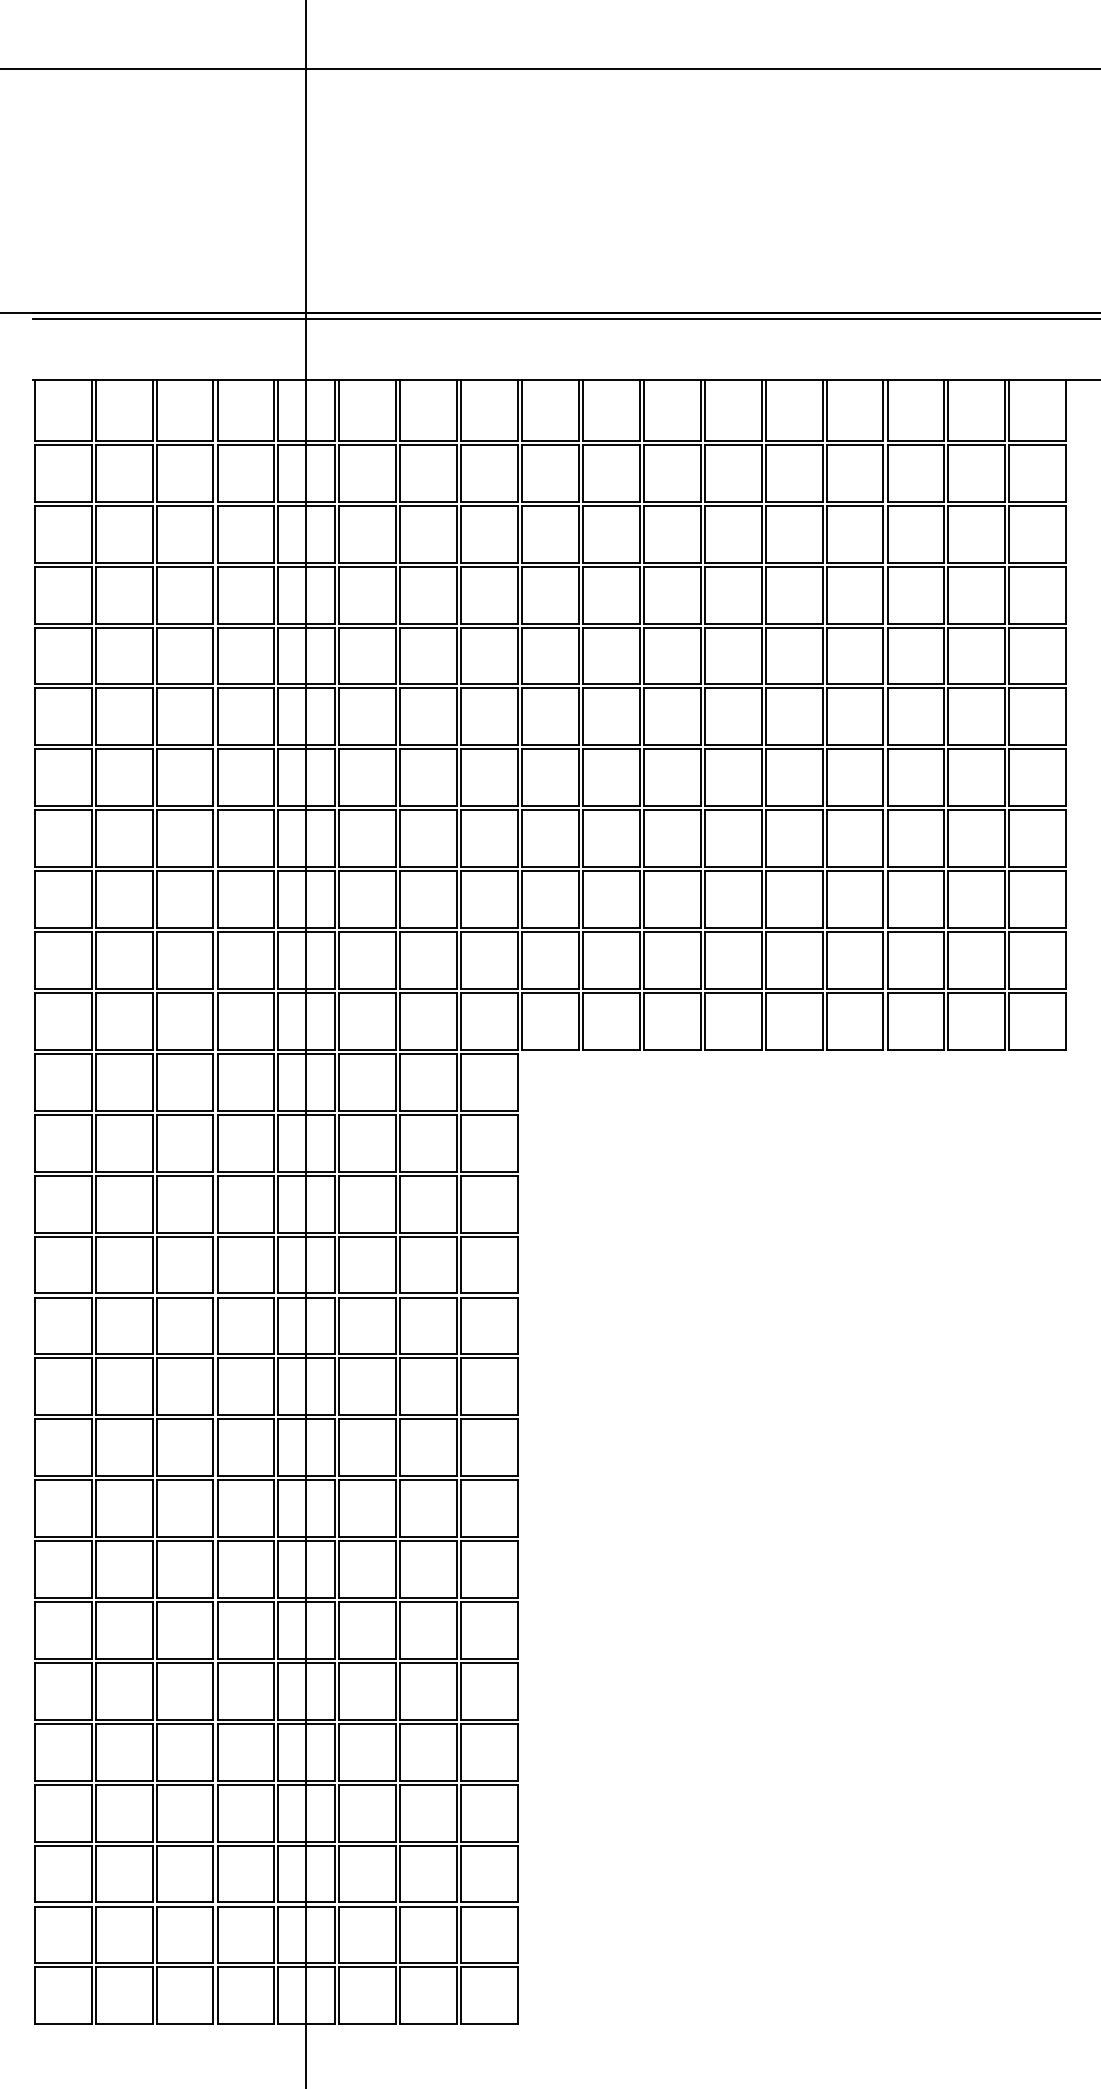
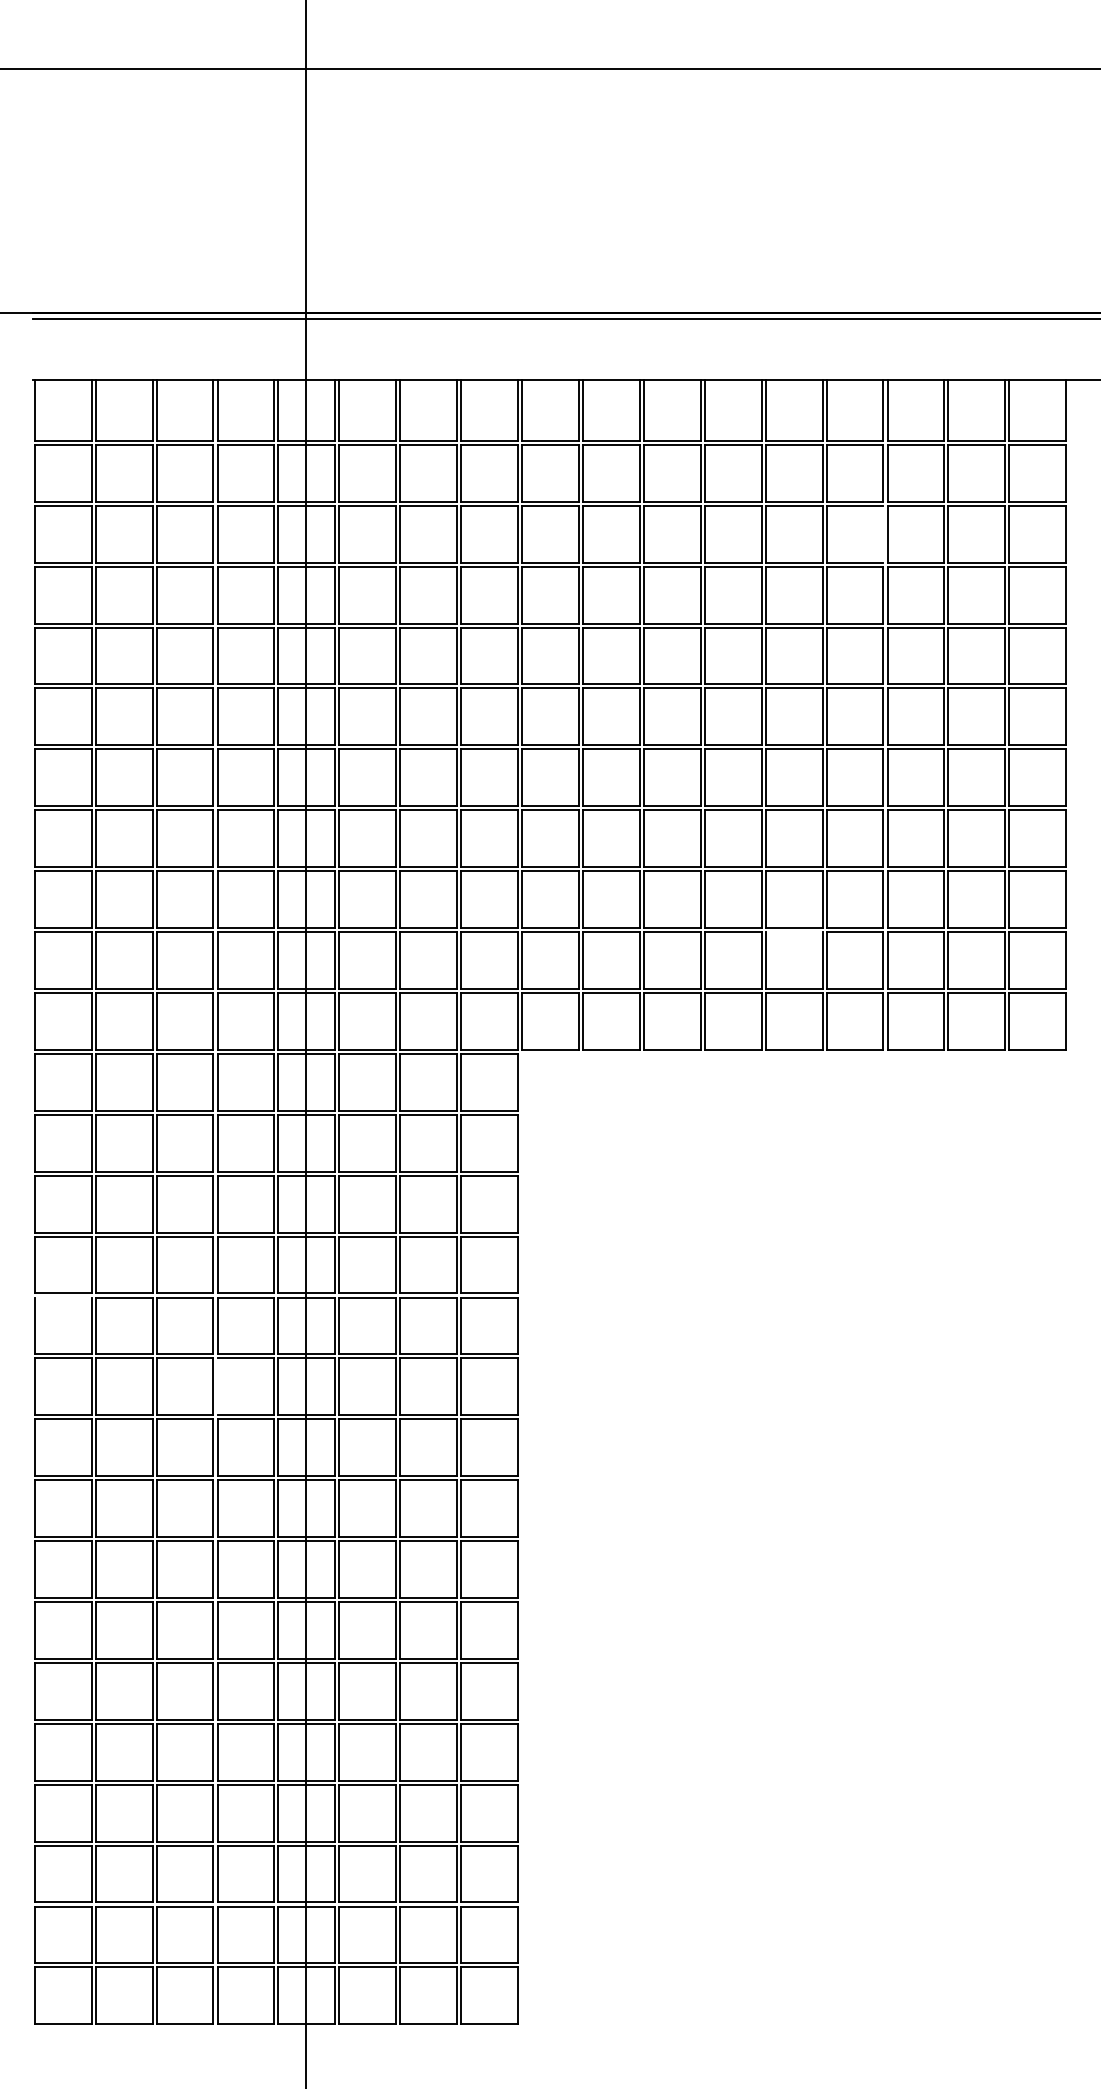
line: present -> none (883, 533)
line: present -> none (793, 932)
line: present -> none (62, 1297)
line: present -> none (217, 1386)
